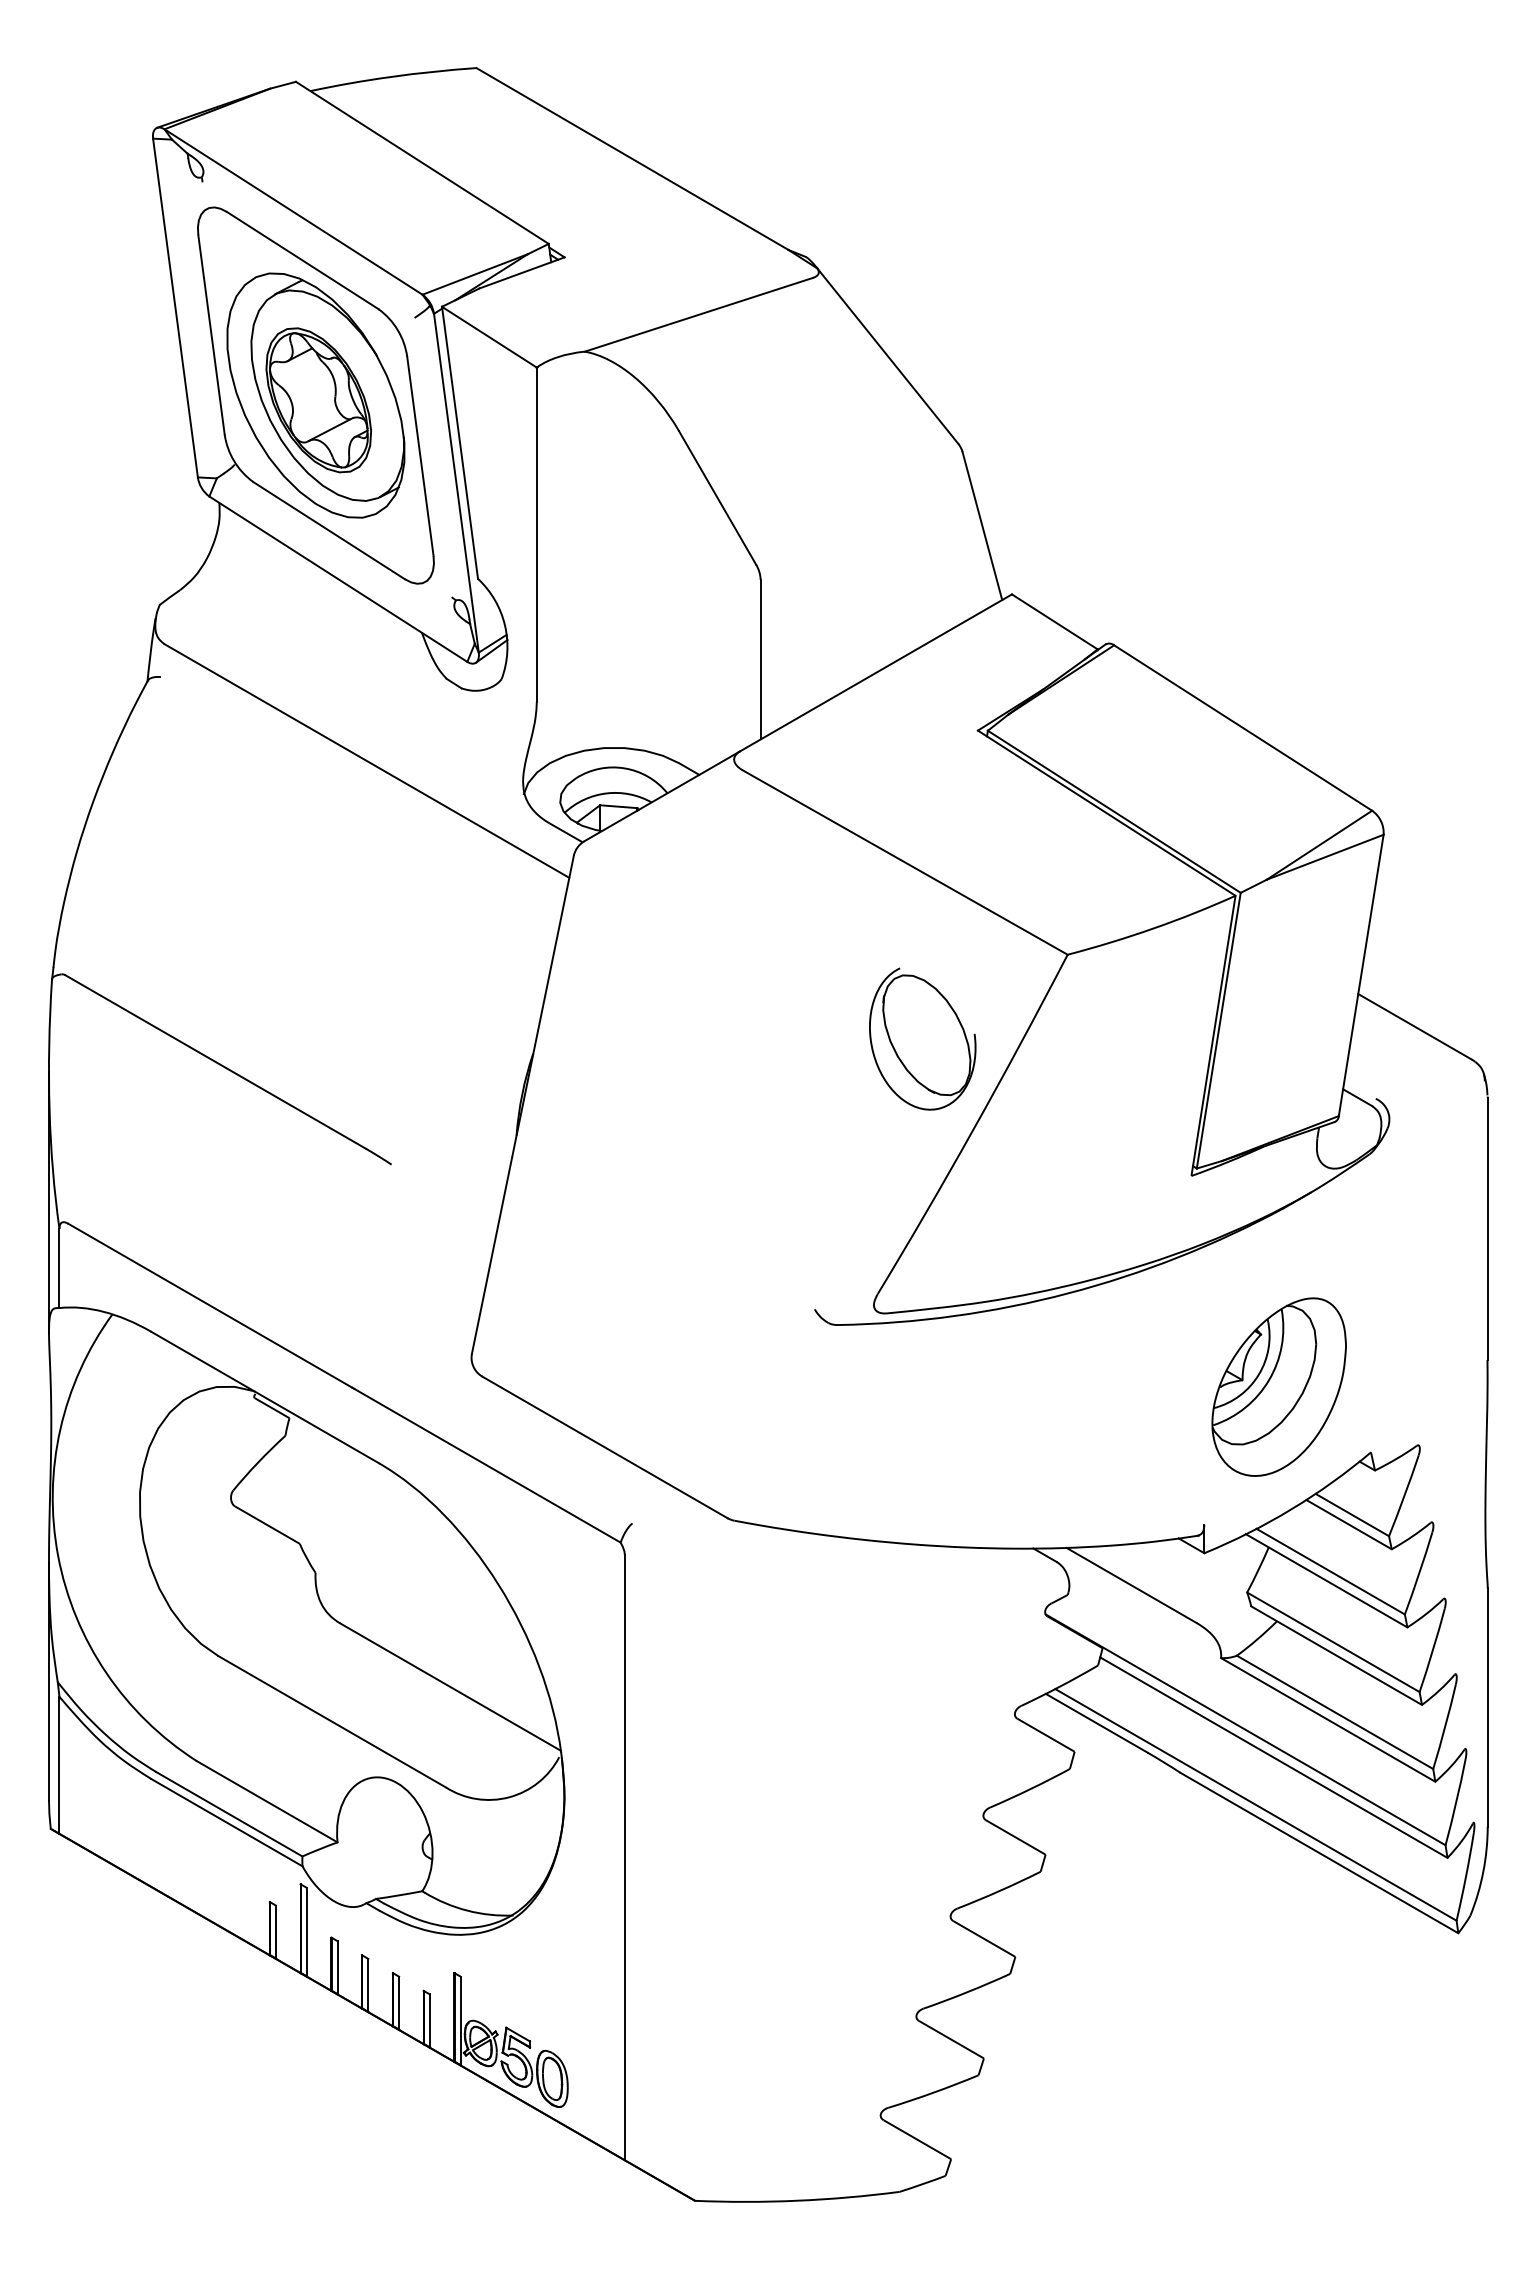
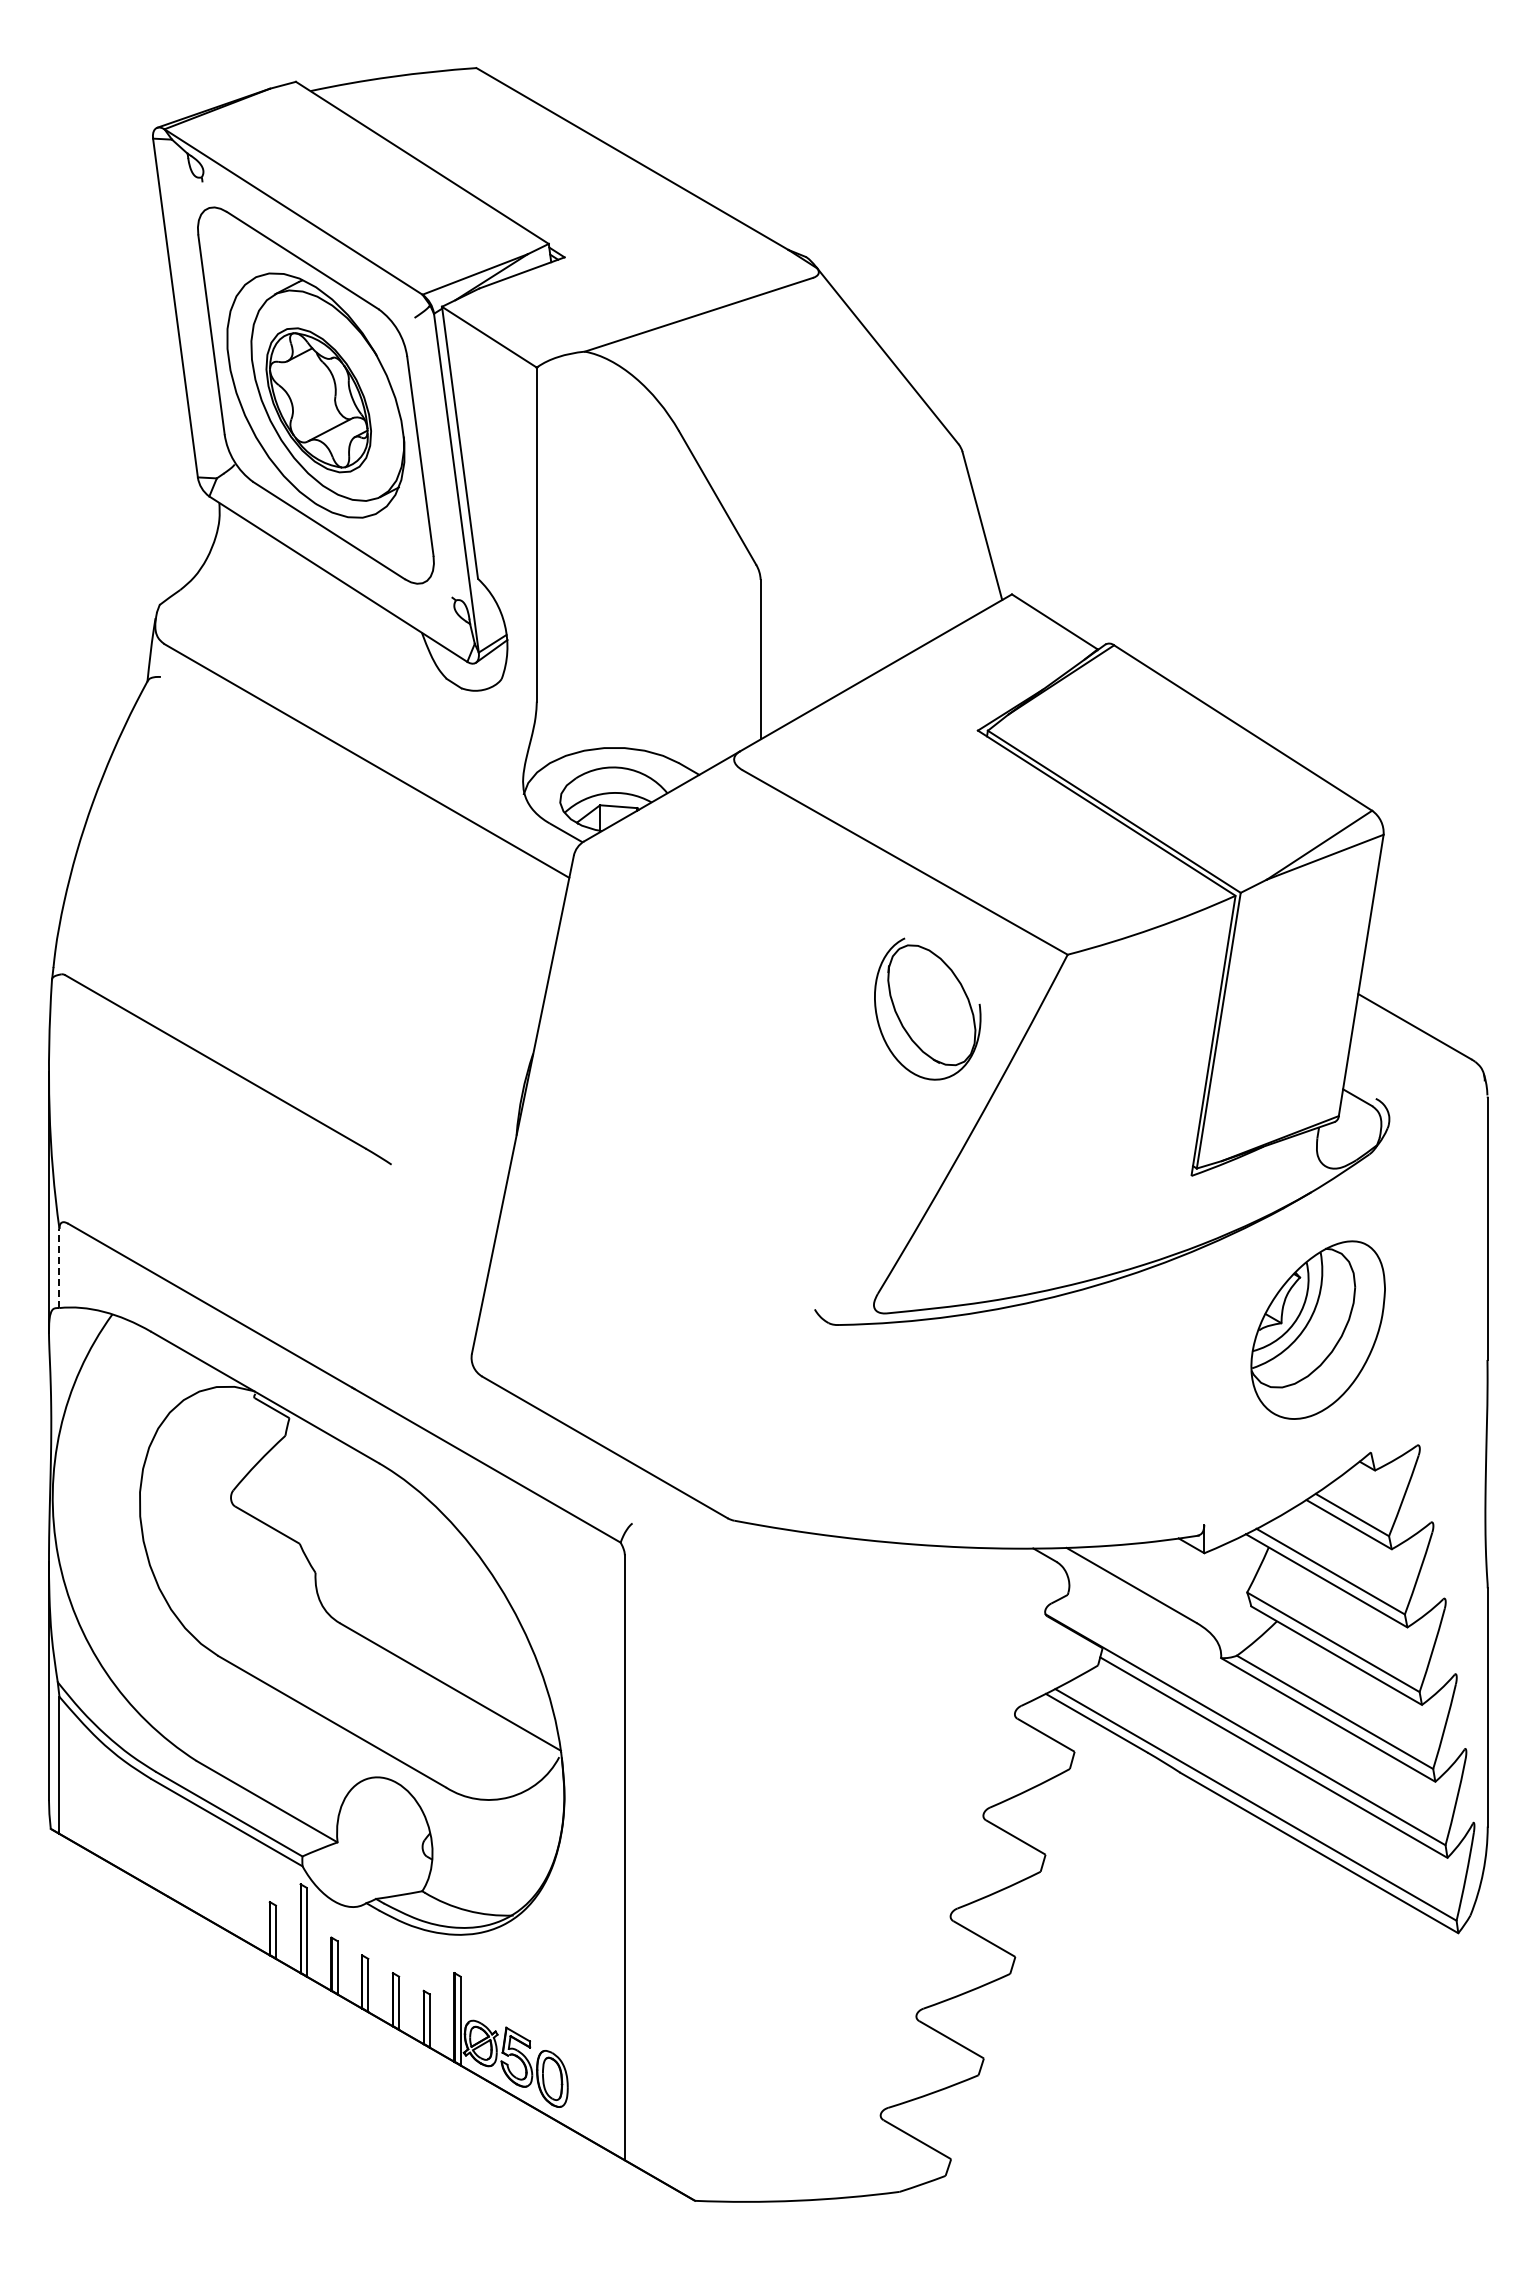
part position: (922, 1038) -> (927, 1008) (927, 1008)
line: solid -> dashed (59, 1268)
part position: (1278, 1386) -> (1317, 1329) (1317, 1329)
